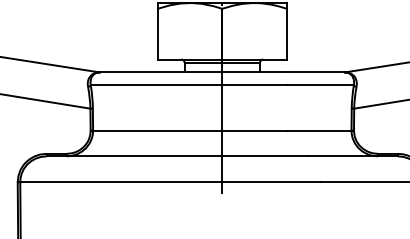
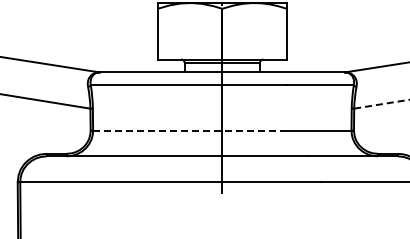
line: solid -> dashed (381, 104)
line: solid -> dashed (189, 130)
